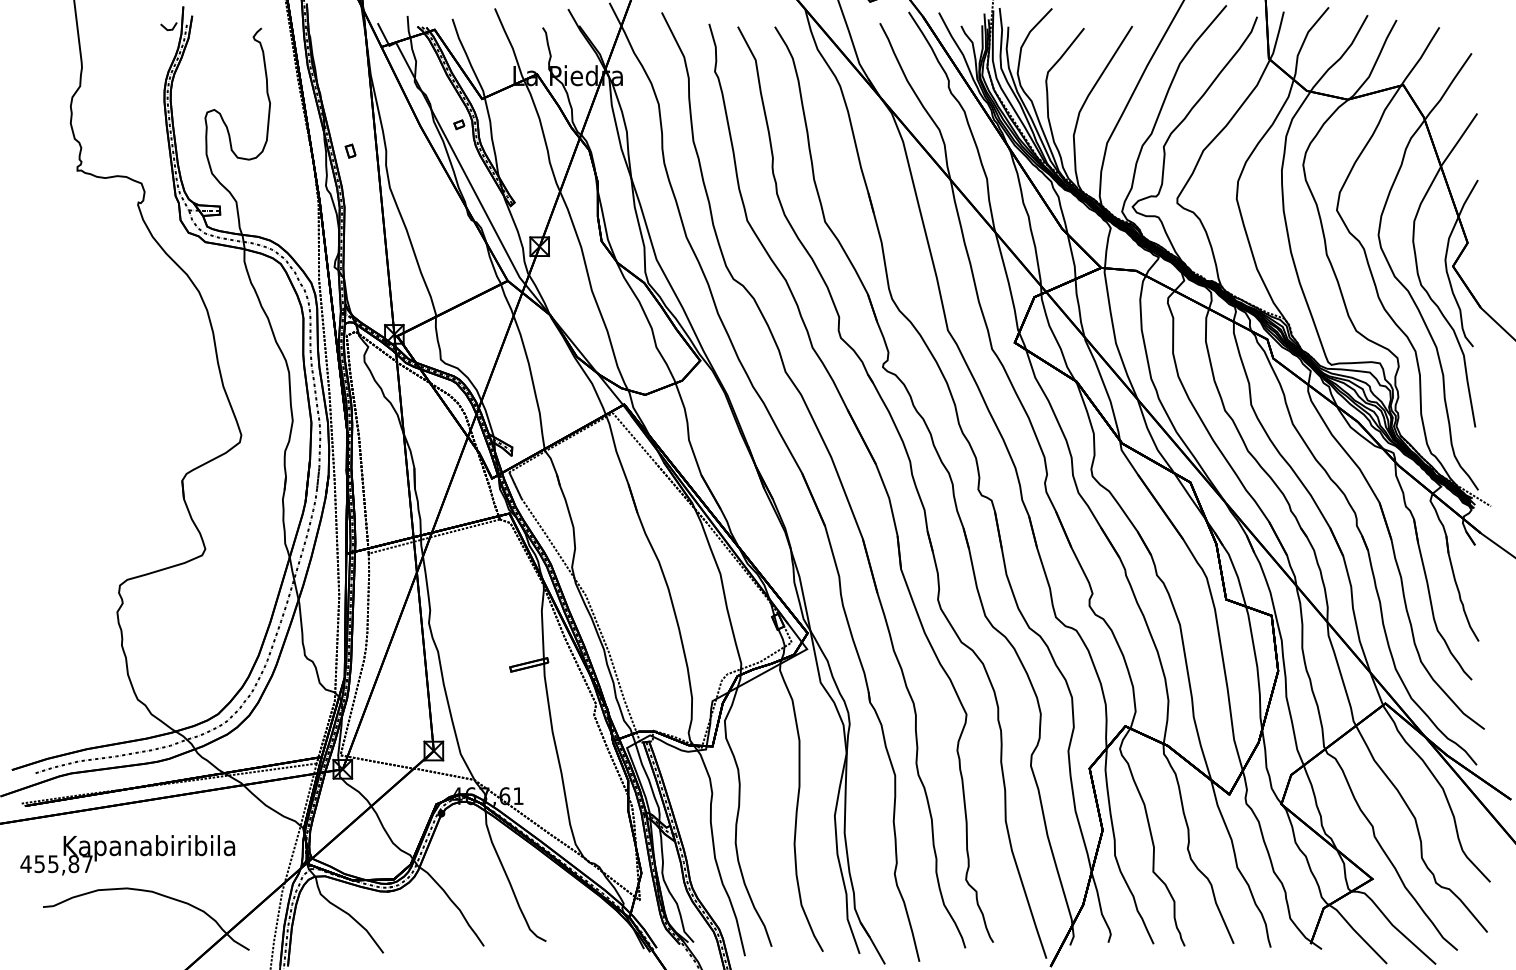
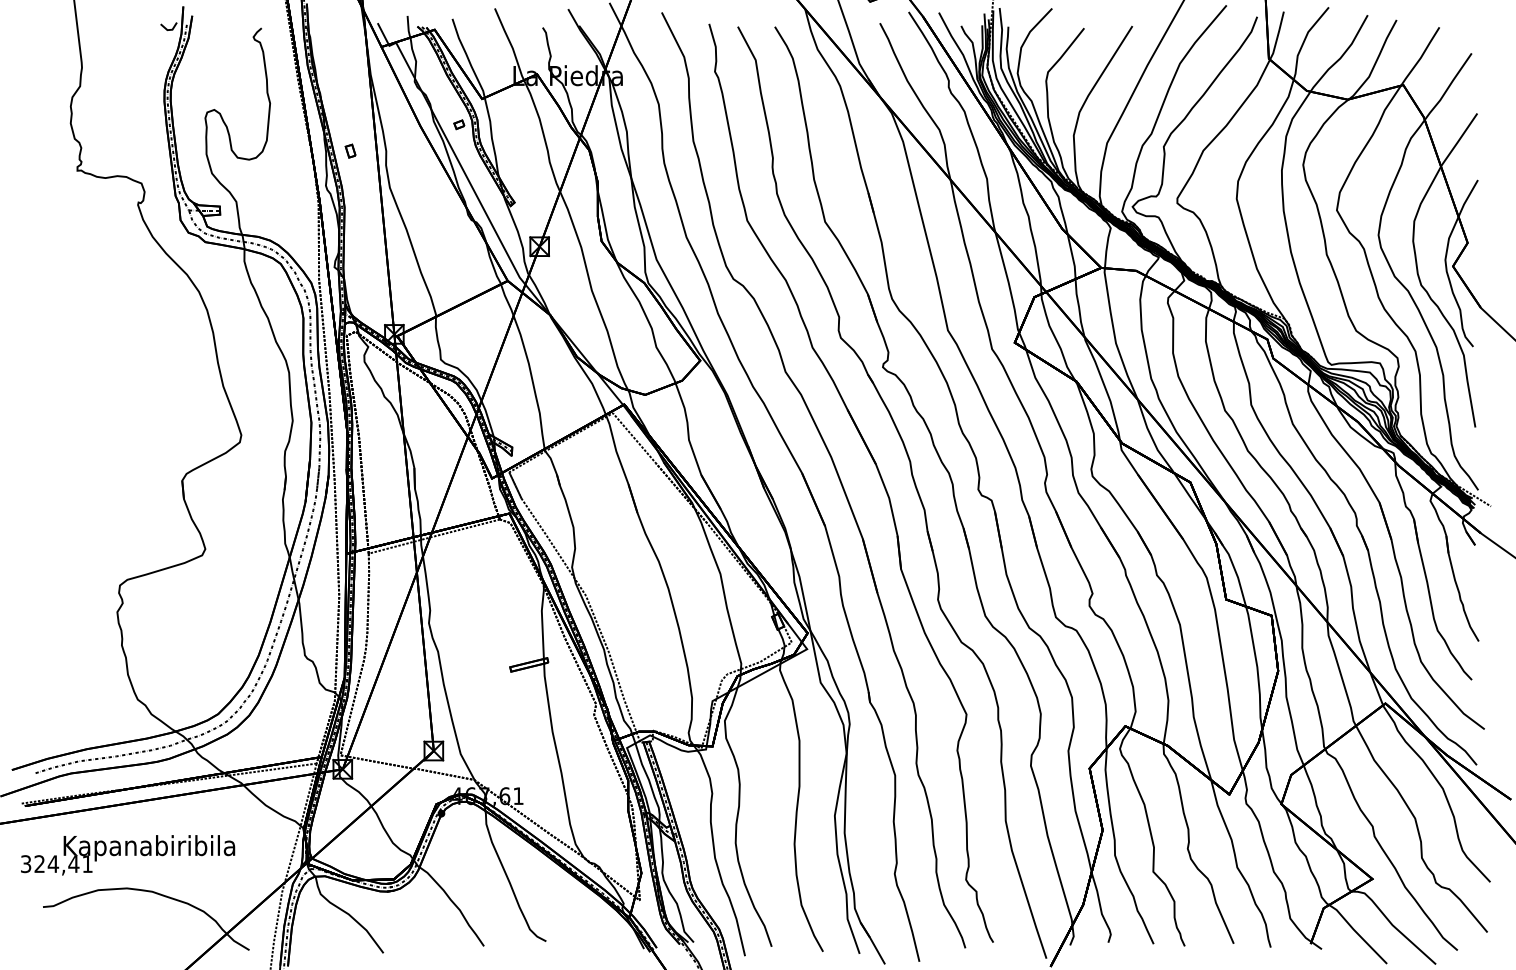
text: 455,87 -> 324,41 (56, 864)
